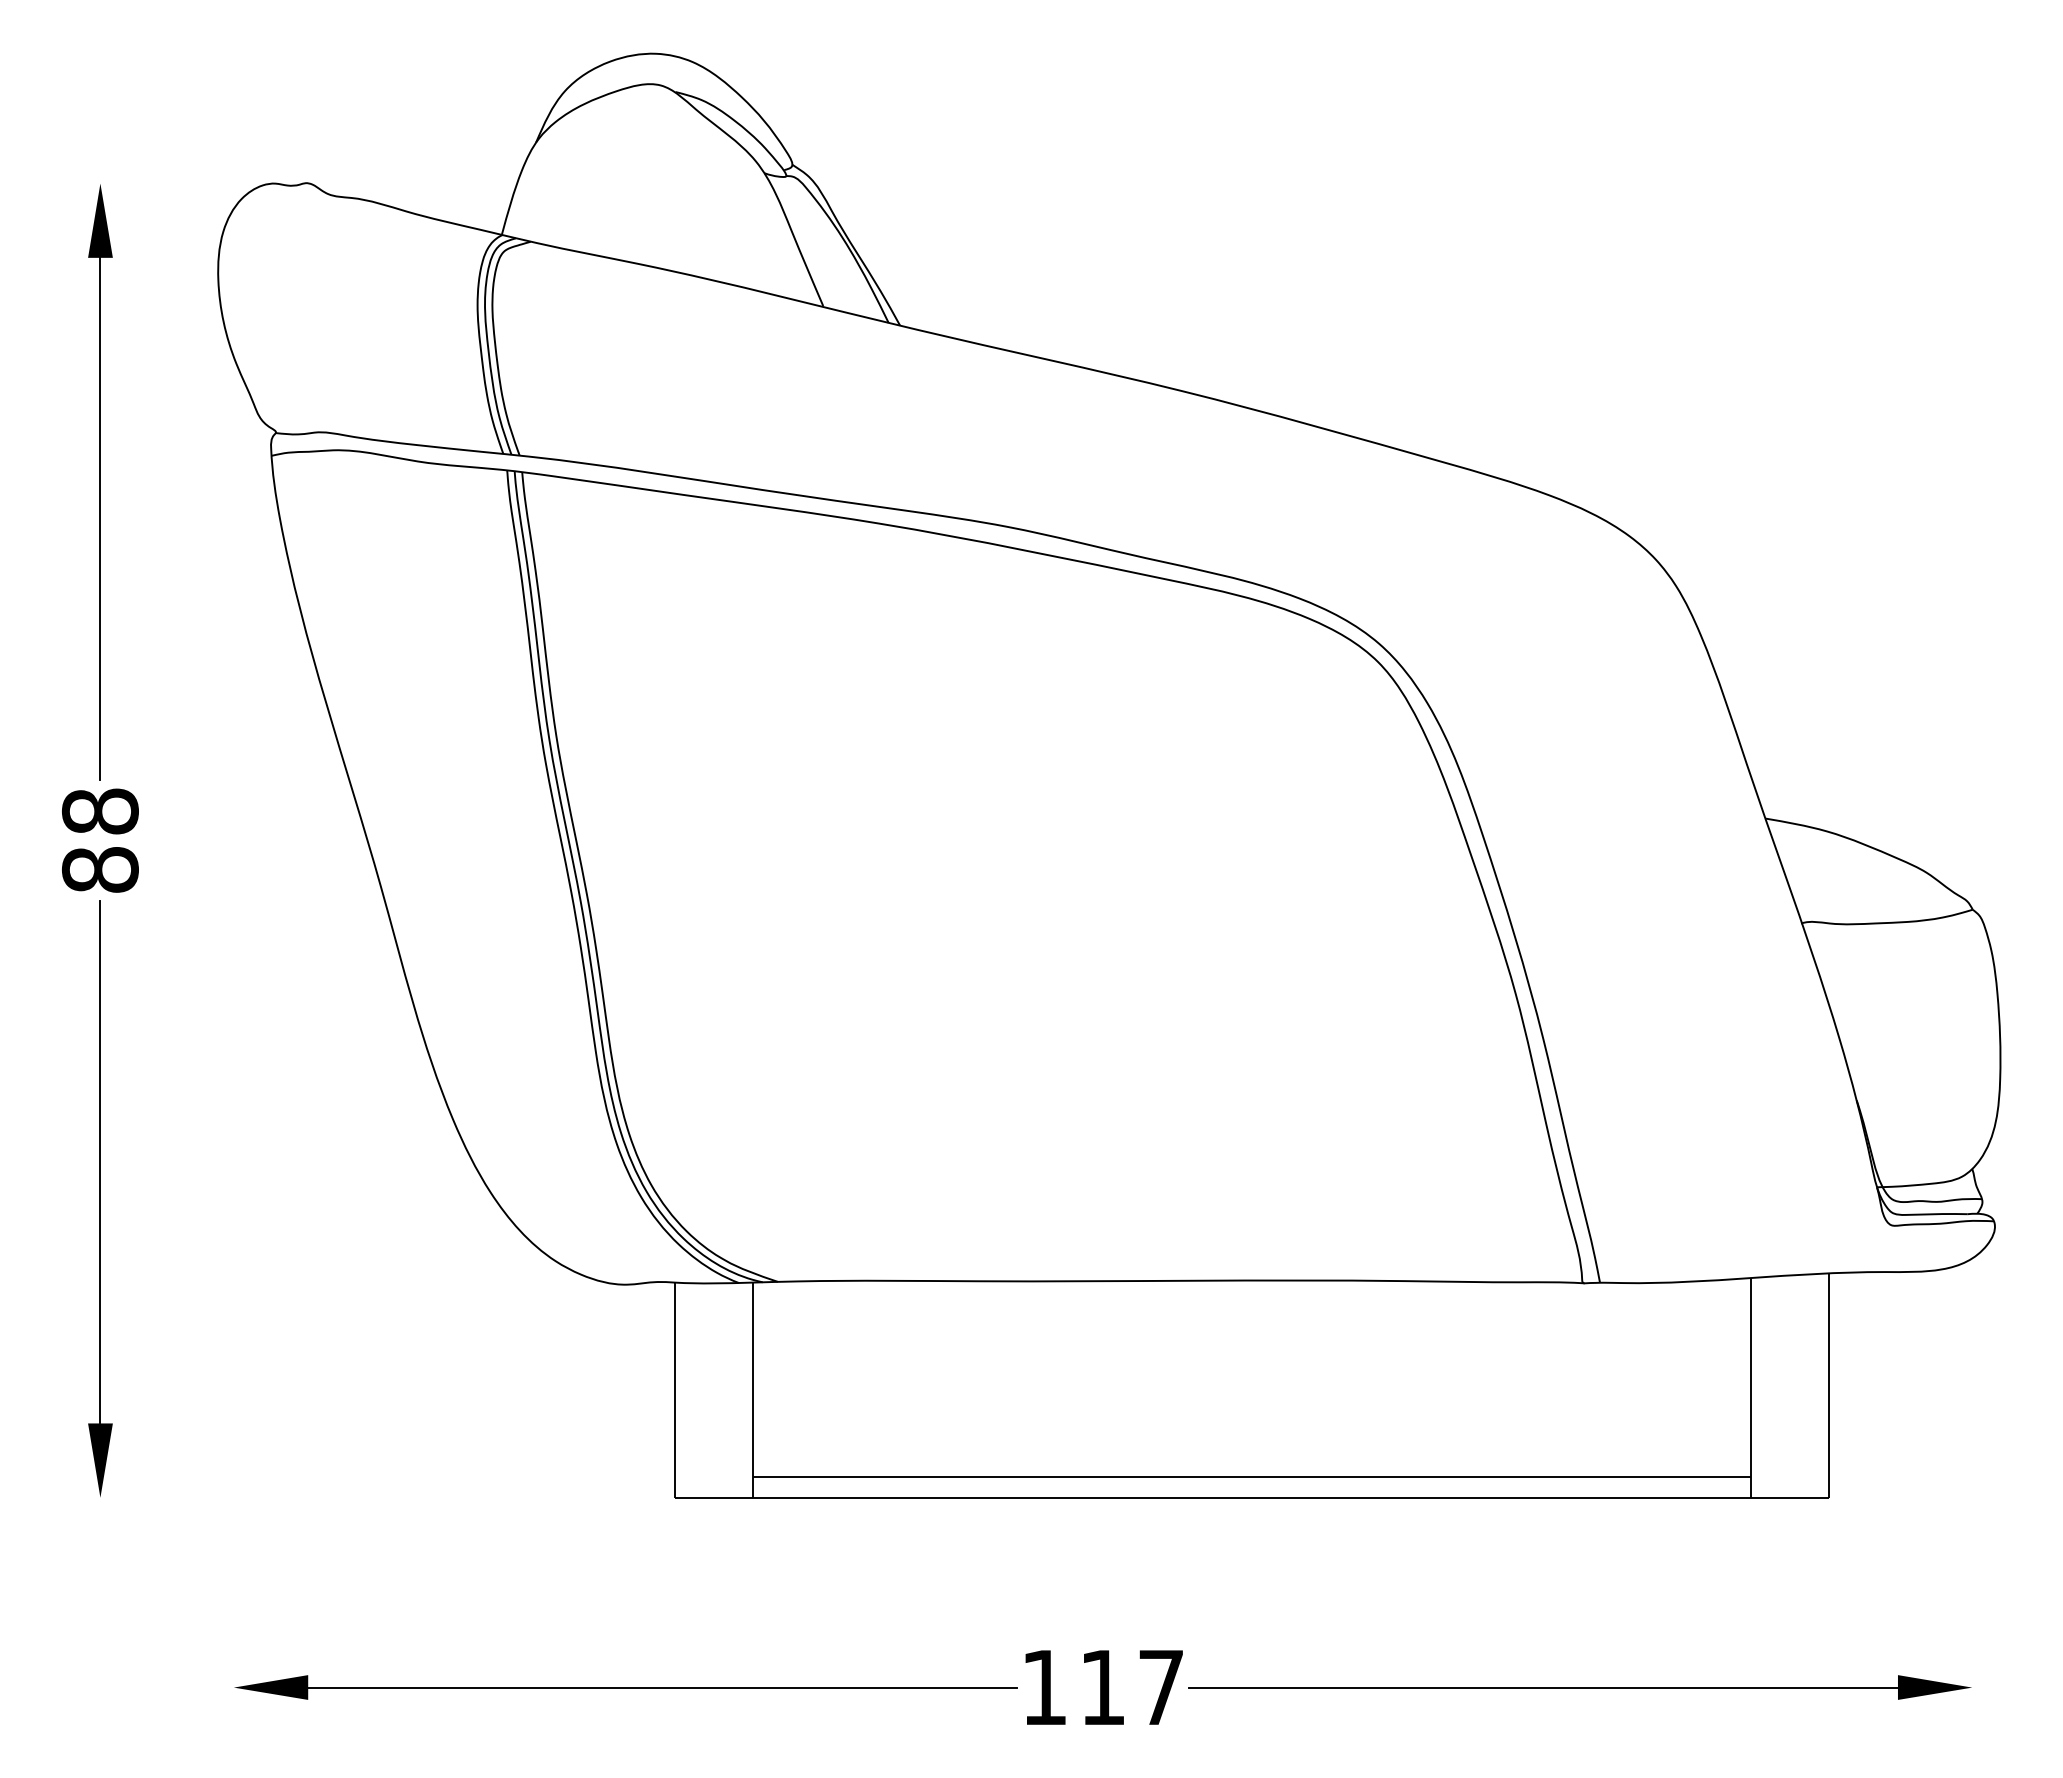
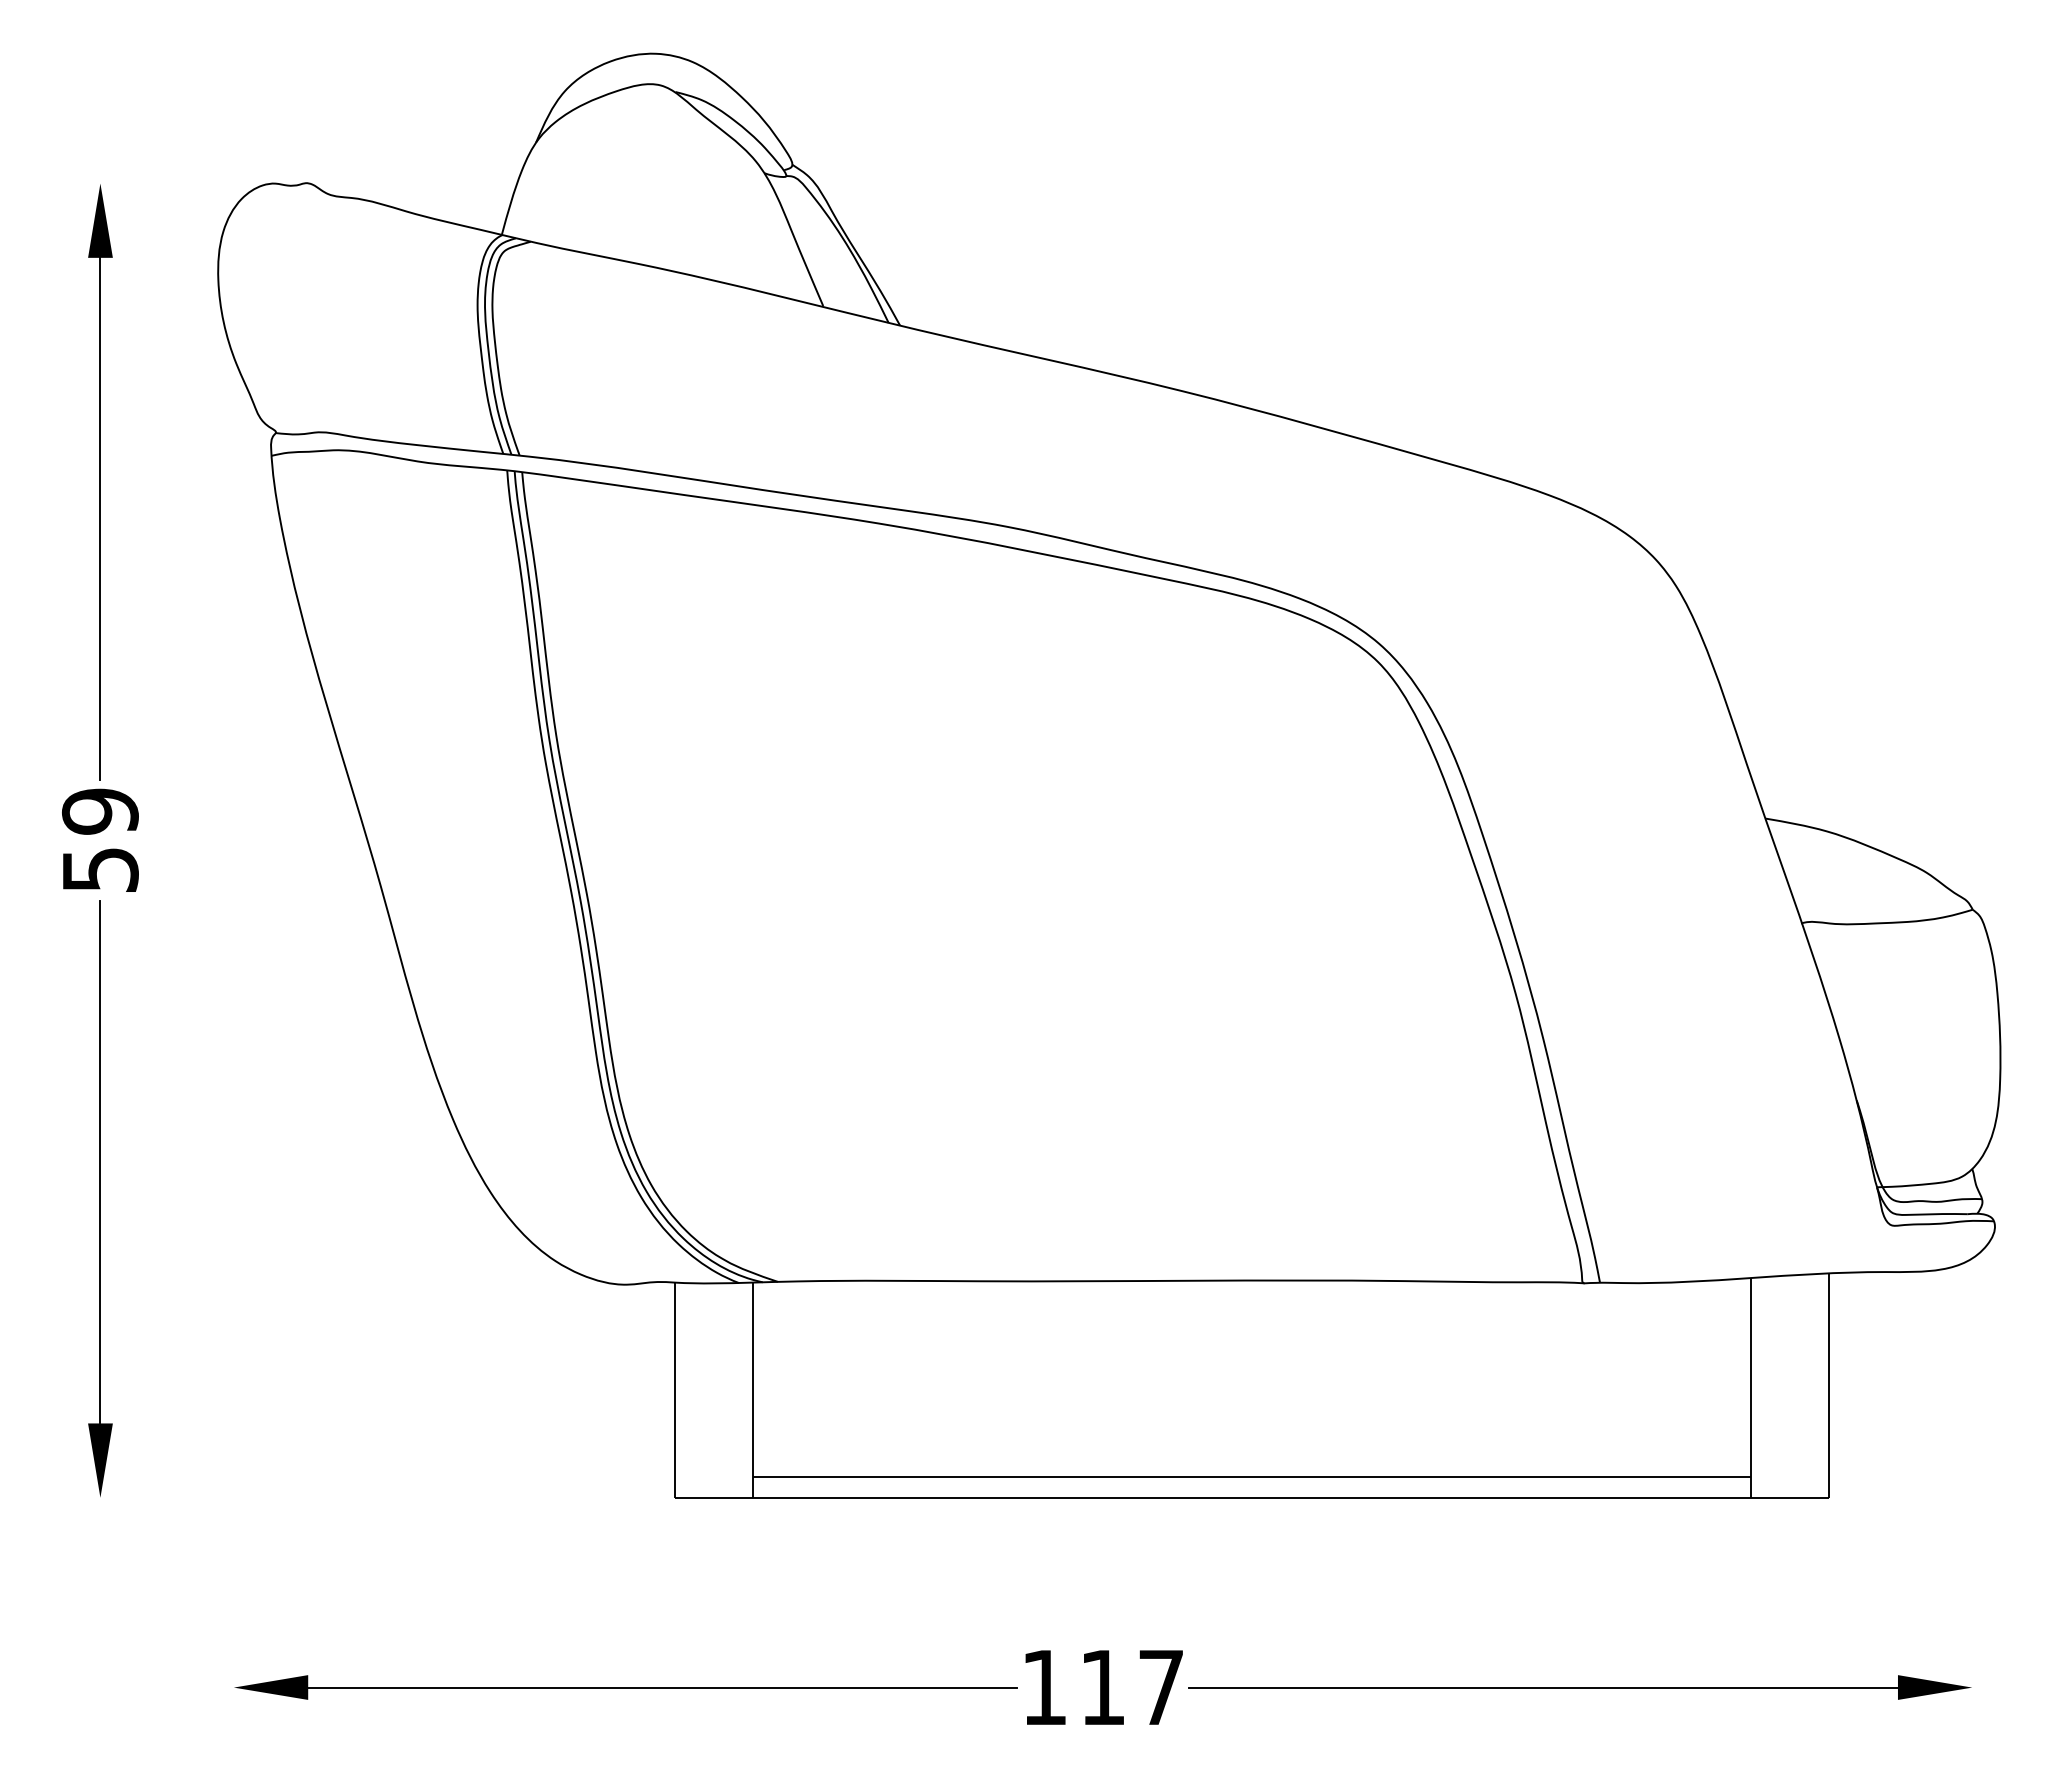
text: 88 -> 59 (100, 840)
